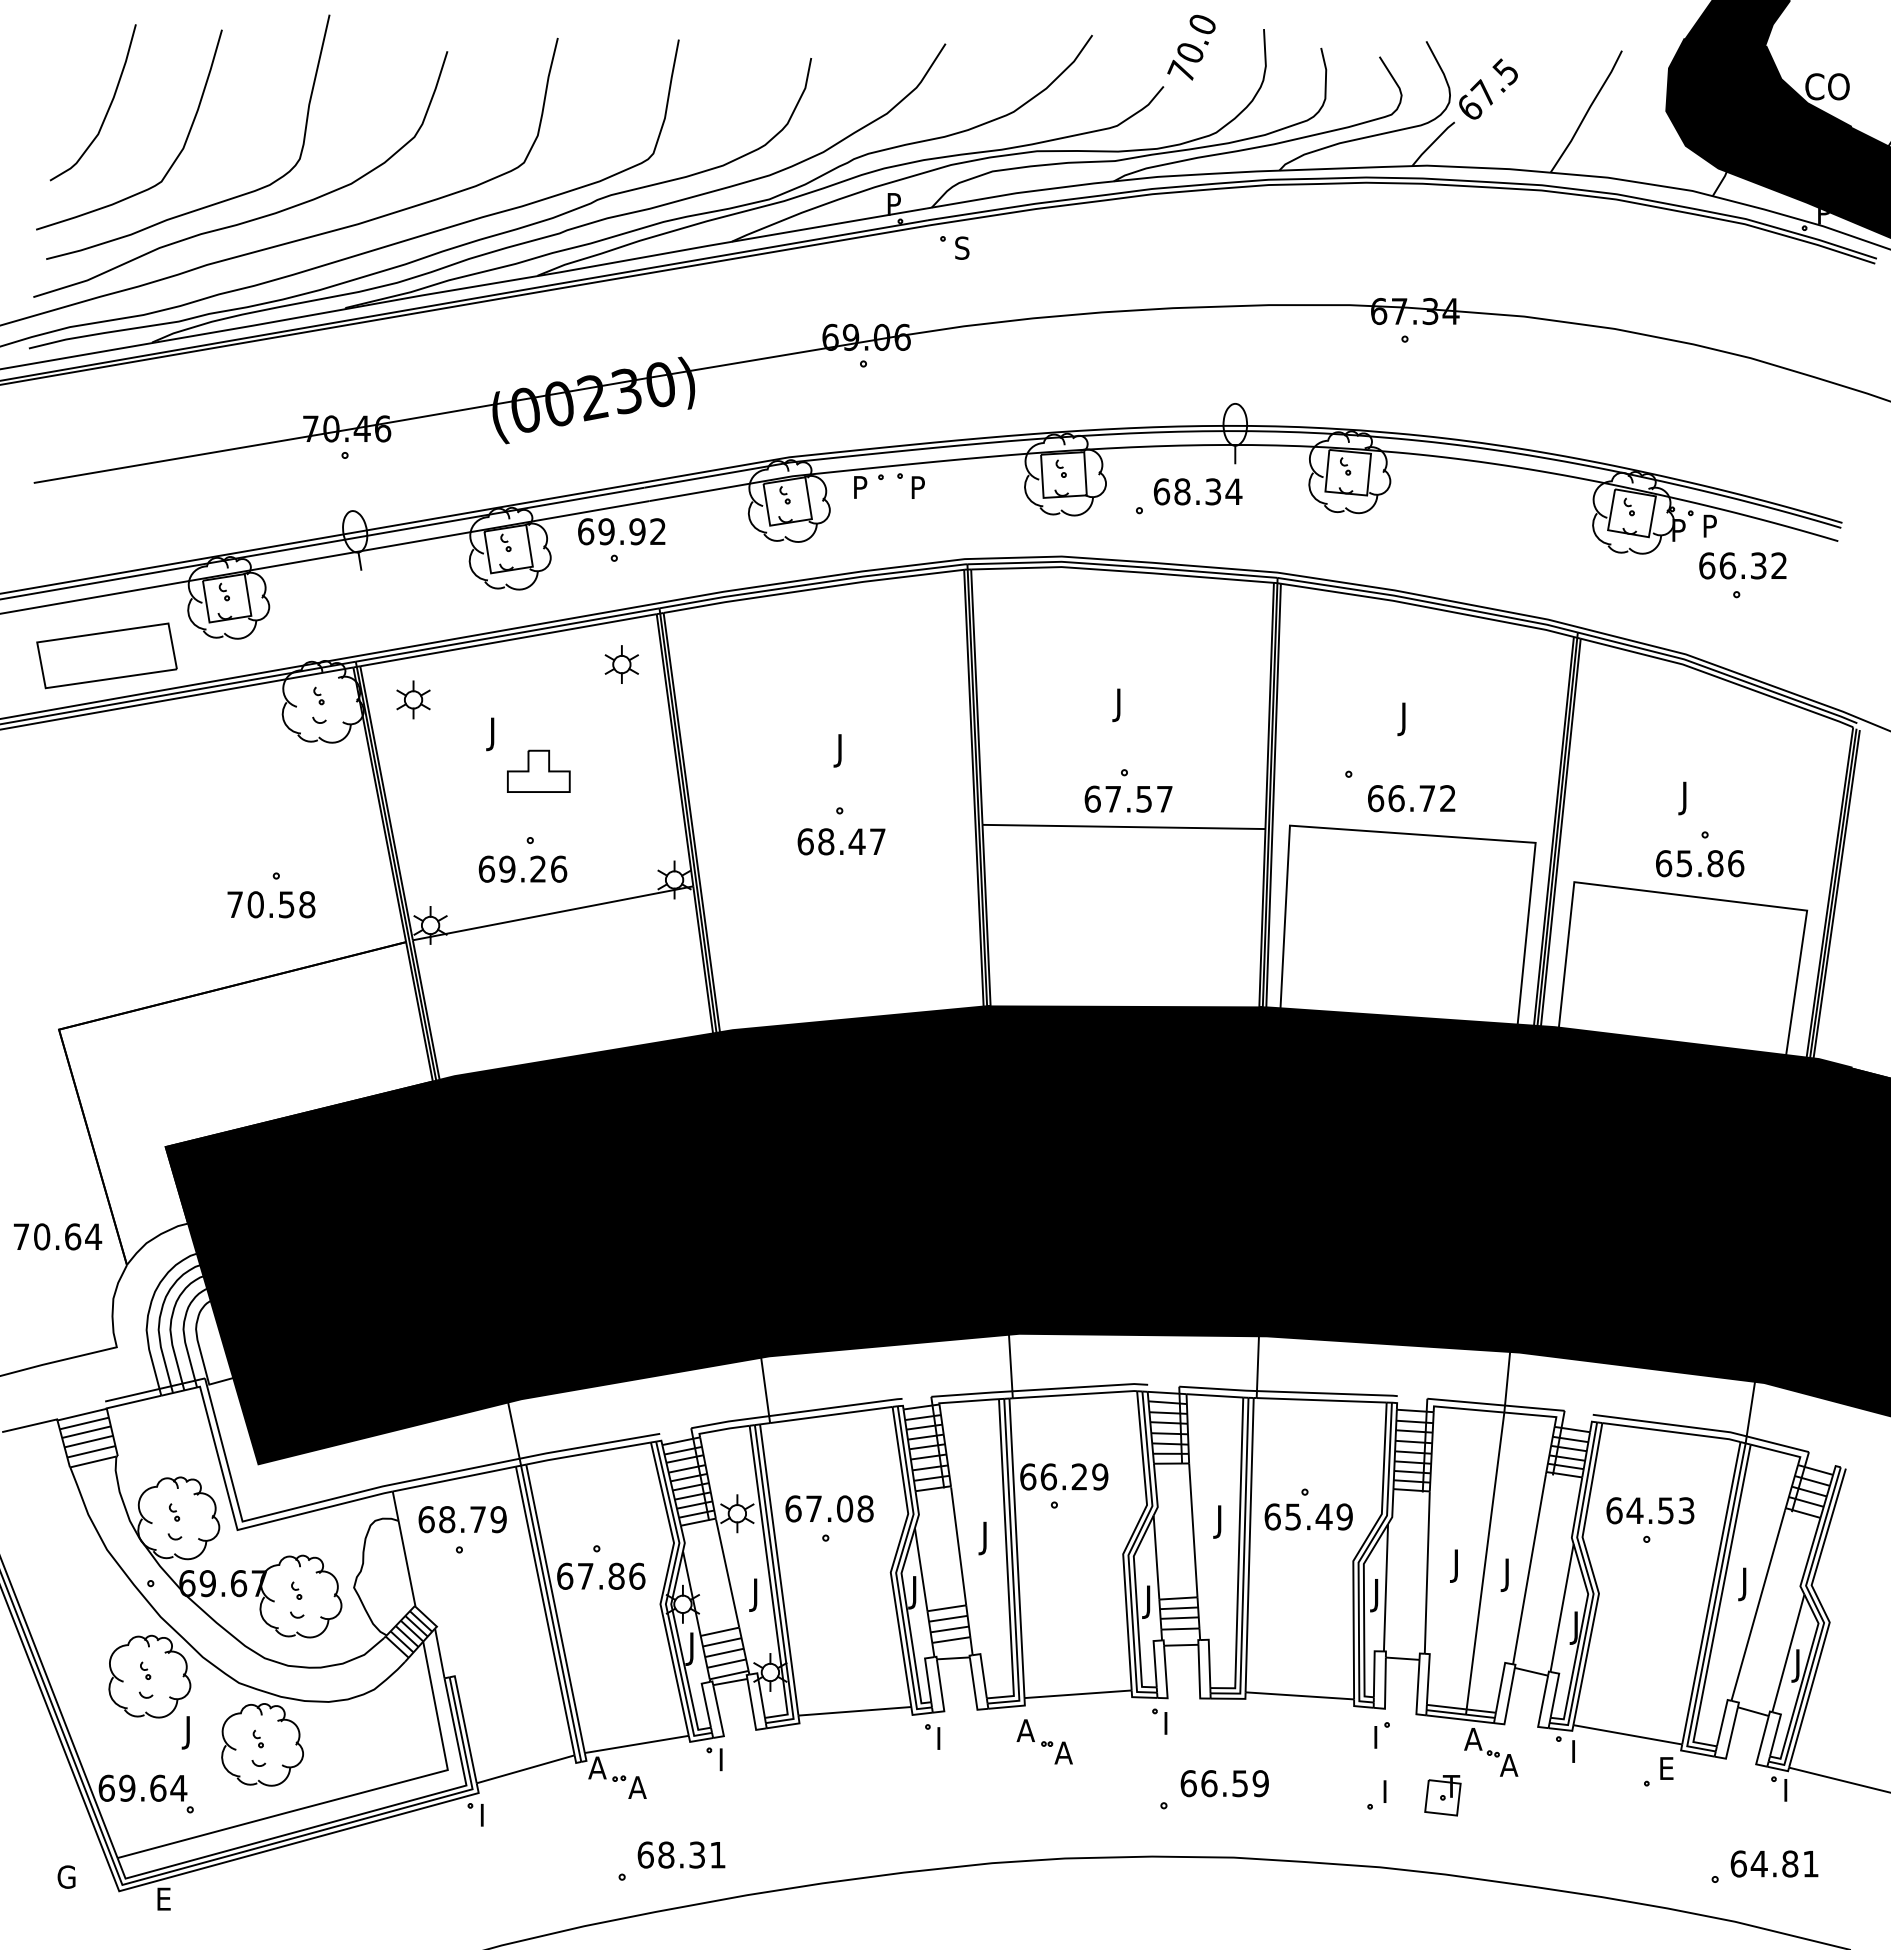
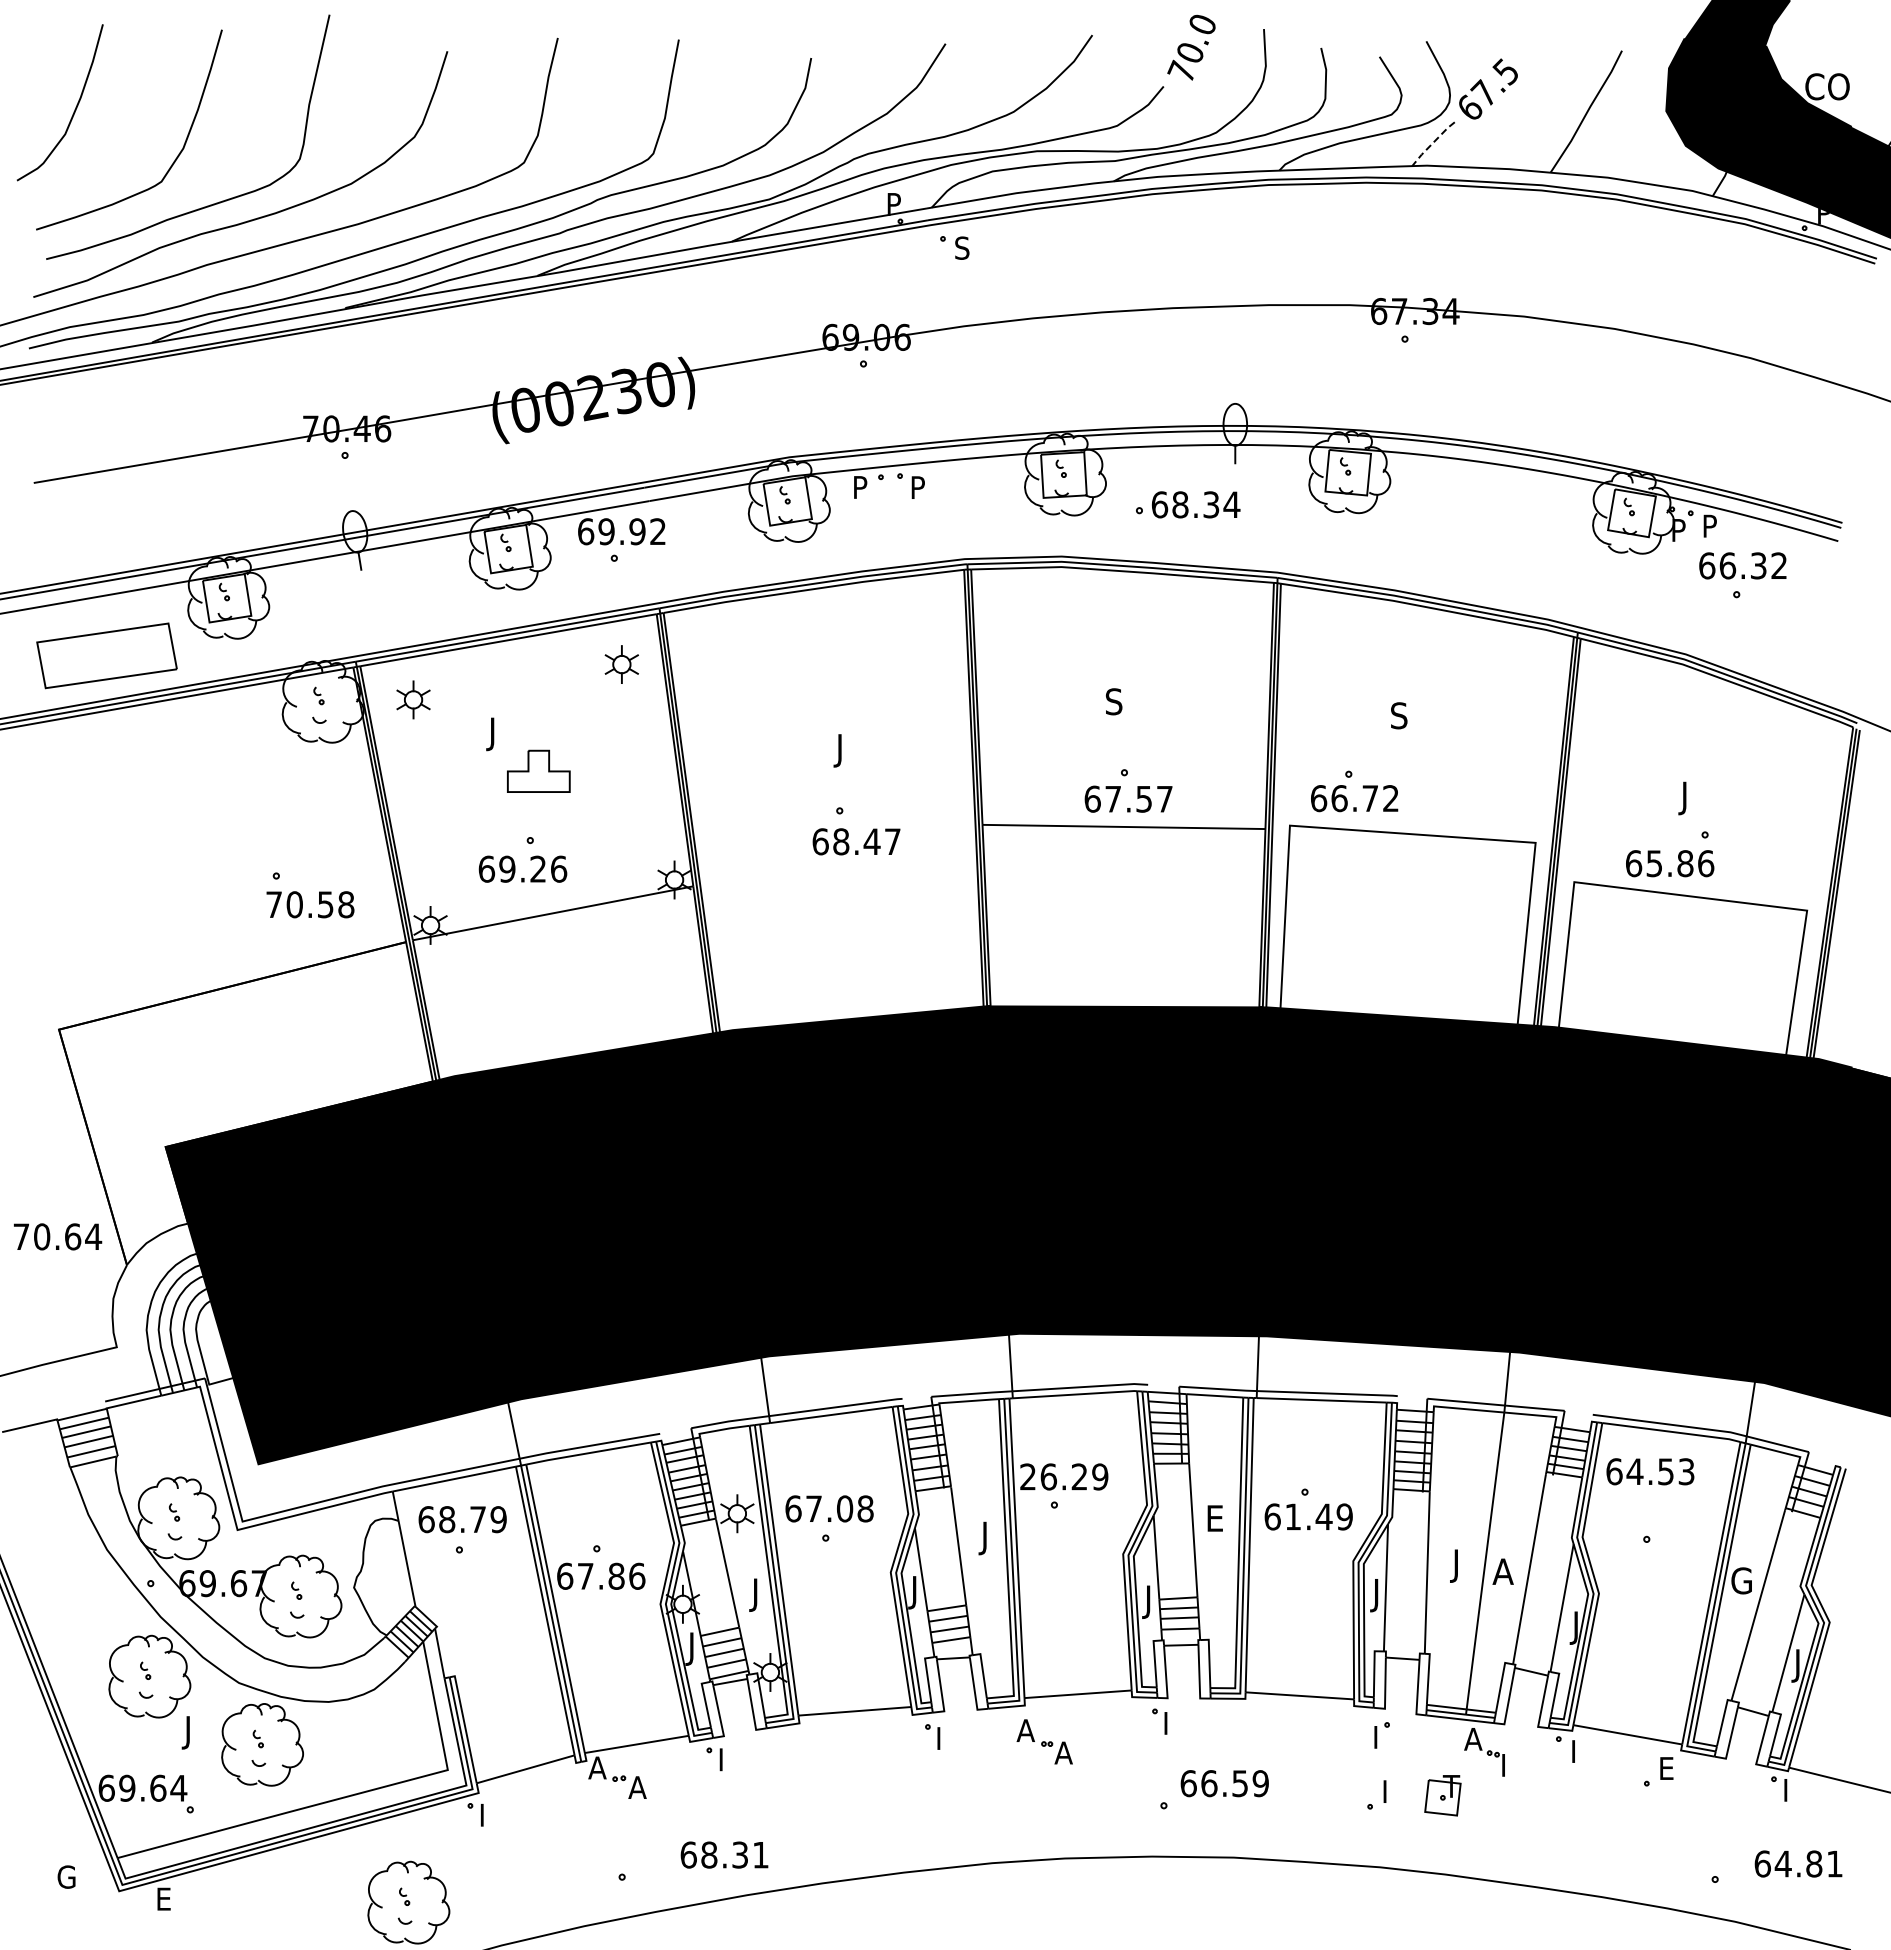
curve position: (107, 109) -> (74, 109) (74, 109)
line: solid -> dashed (1432, 143)
text position: (1198, 491) -> (1196, 504) (1196, 504)
text: J -> S (1113, 705)
text: J -> S (1399, 719)
text position: (1411, 798) -> (1354, 798) (1354, 798)
text position: (841, 841) -> (856, 841) (856, 841)
text position: (1700, 863) -> (1670, 863) (1670, 863)
text position: (271, 904) -> (310, 904) (310, 904)
text: 66.29 -> 26.29 (1028, 1476)
text position: (1650, 1510) -> (1650, 1471) (1650, 1471)
text: 65.49 -> 61.49 (1292, 1516)
text: J -> E (1214, 1521)
text: J -> A (1502, 1575)
text: J -> G (1741, 1584)
text: A -> I (1508, 1765)
text position: (681, 1854) -> (724, 1854) (724, 1854)
text position: (1774, 1863) -> (1798, 1863) (1798, 1863)
part: none -> present (408, 1902)
